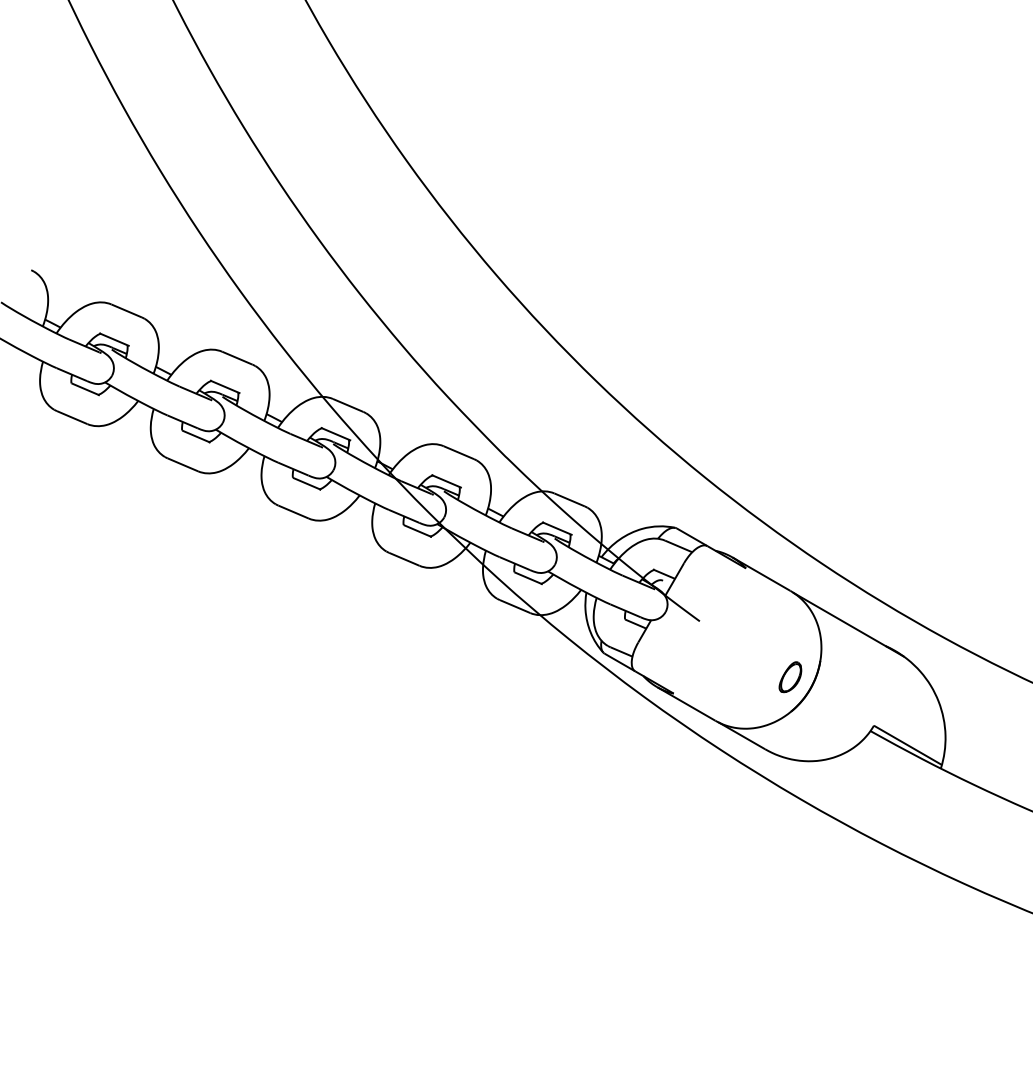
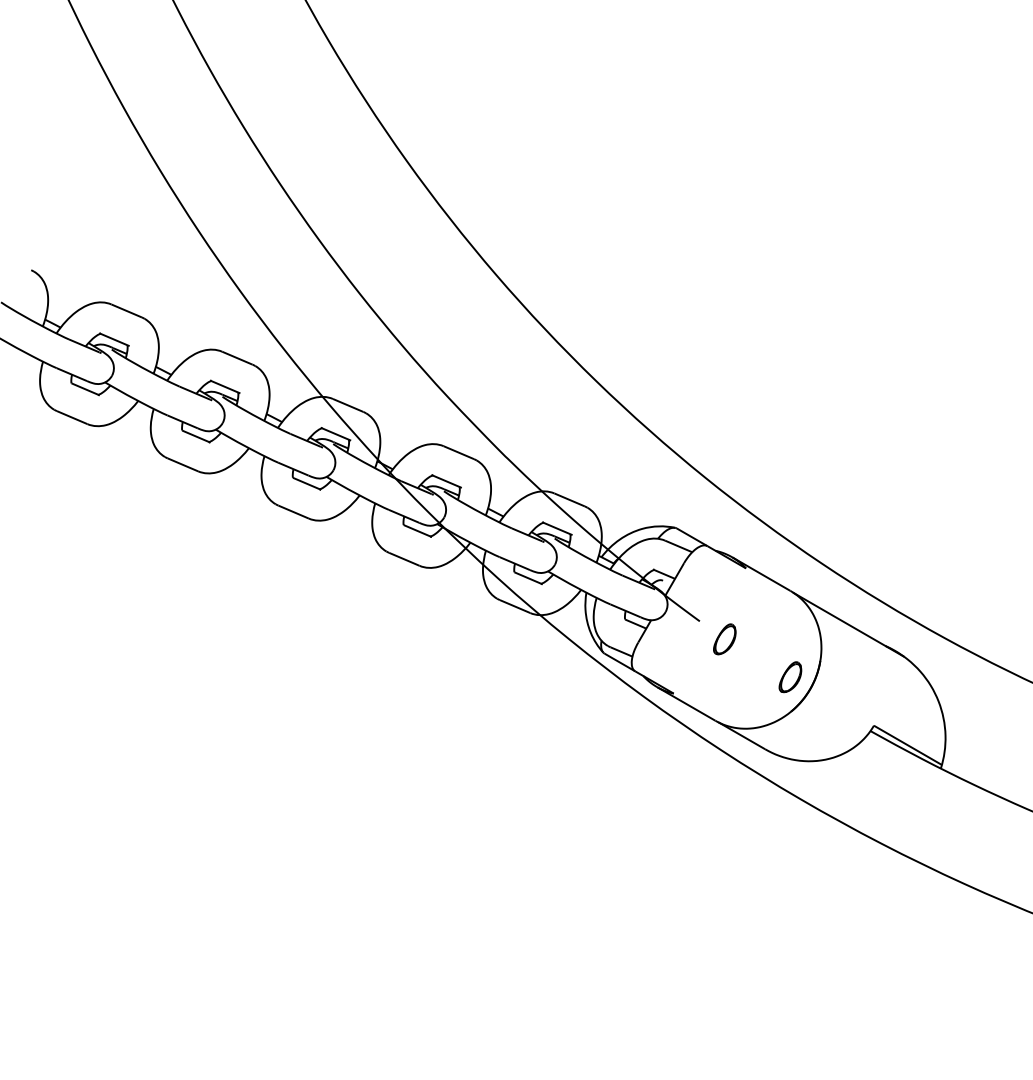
part: none -> present (724, 639)
